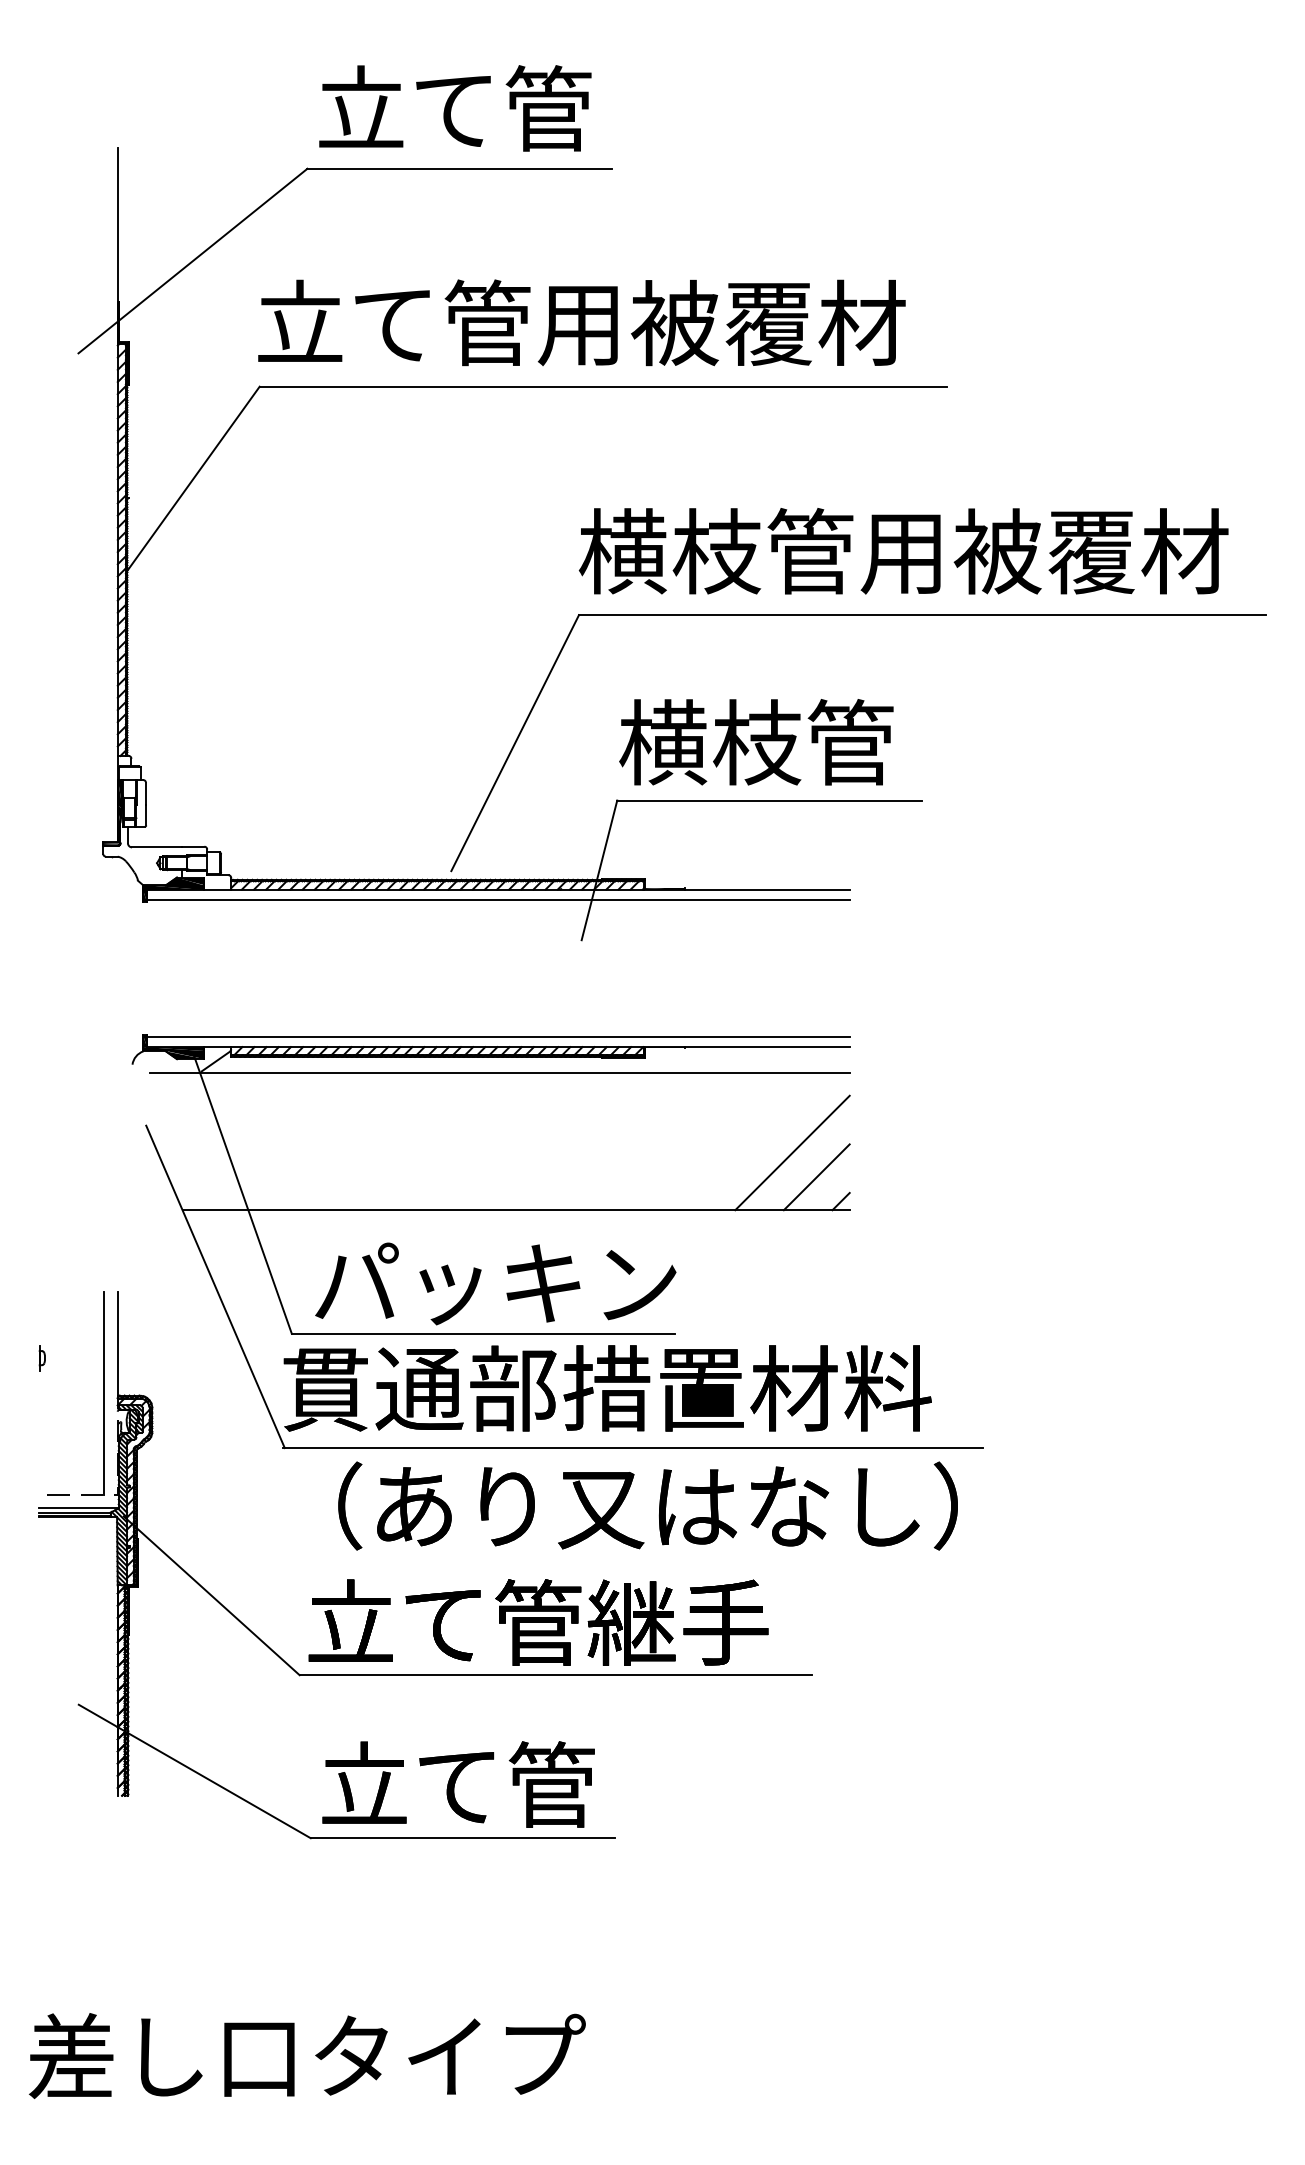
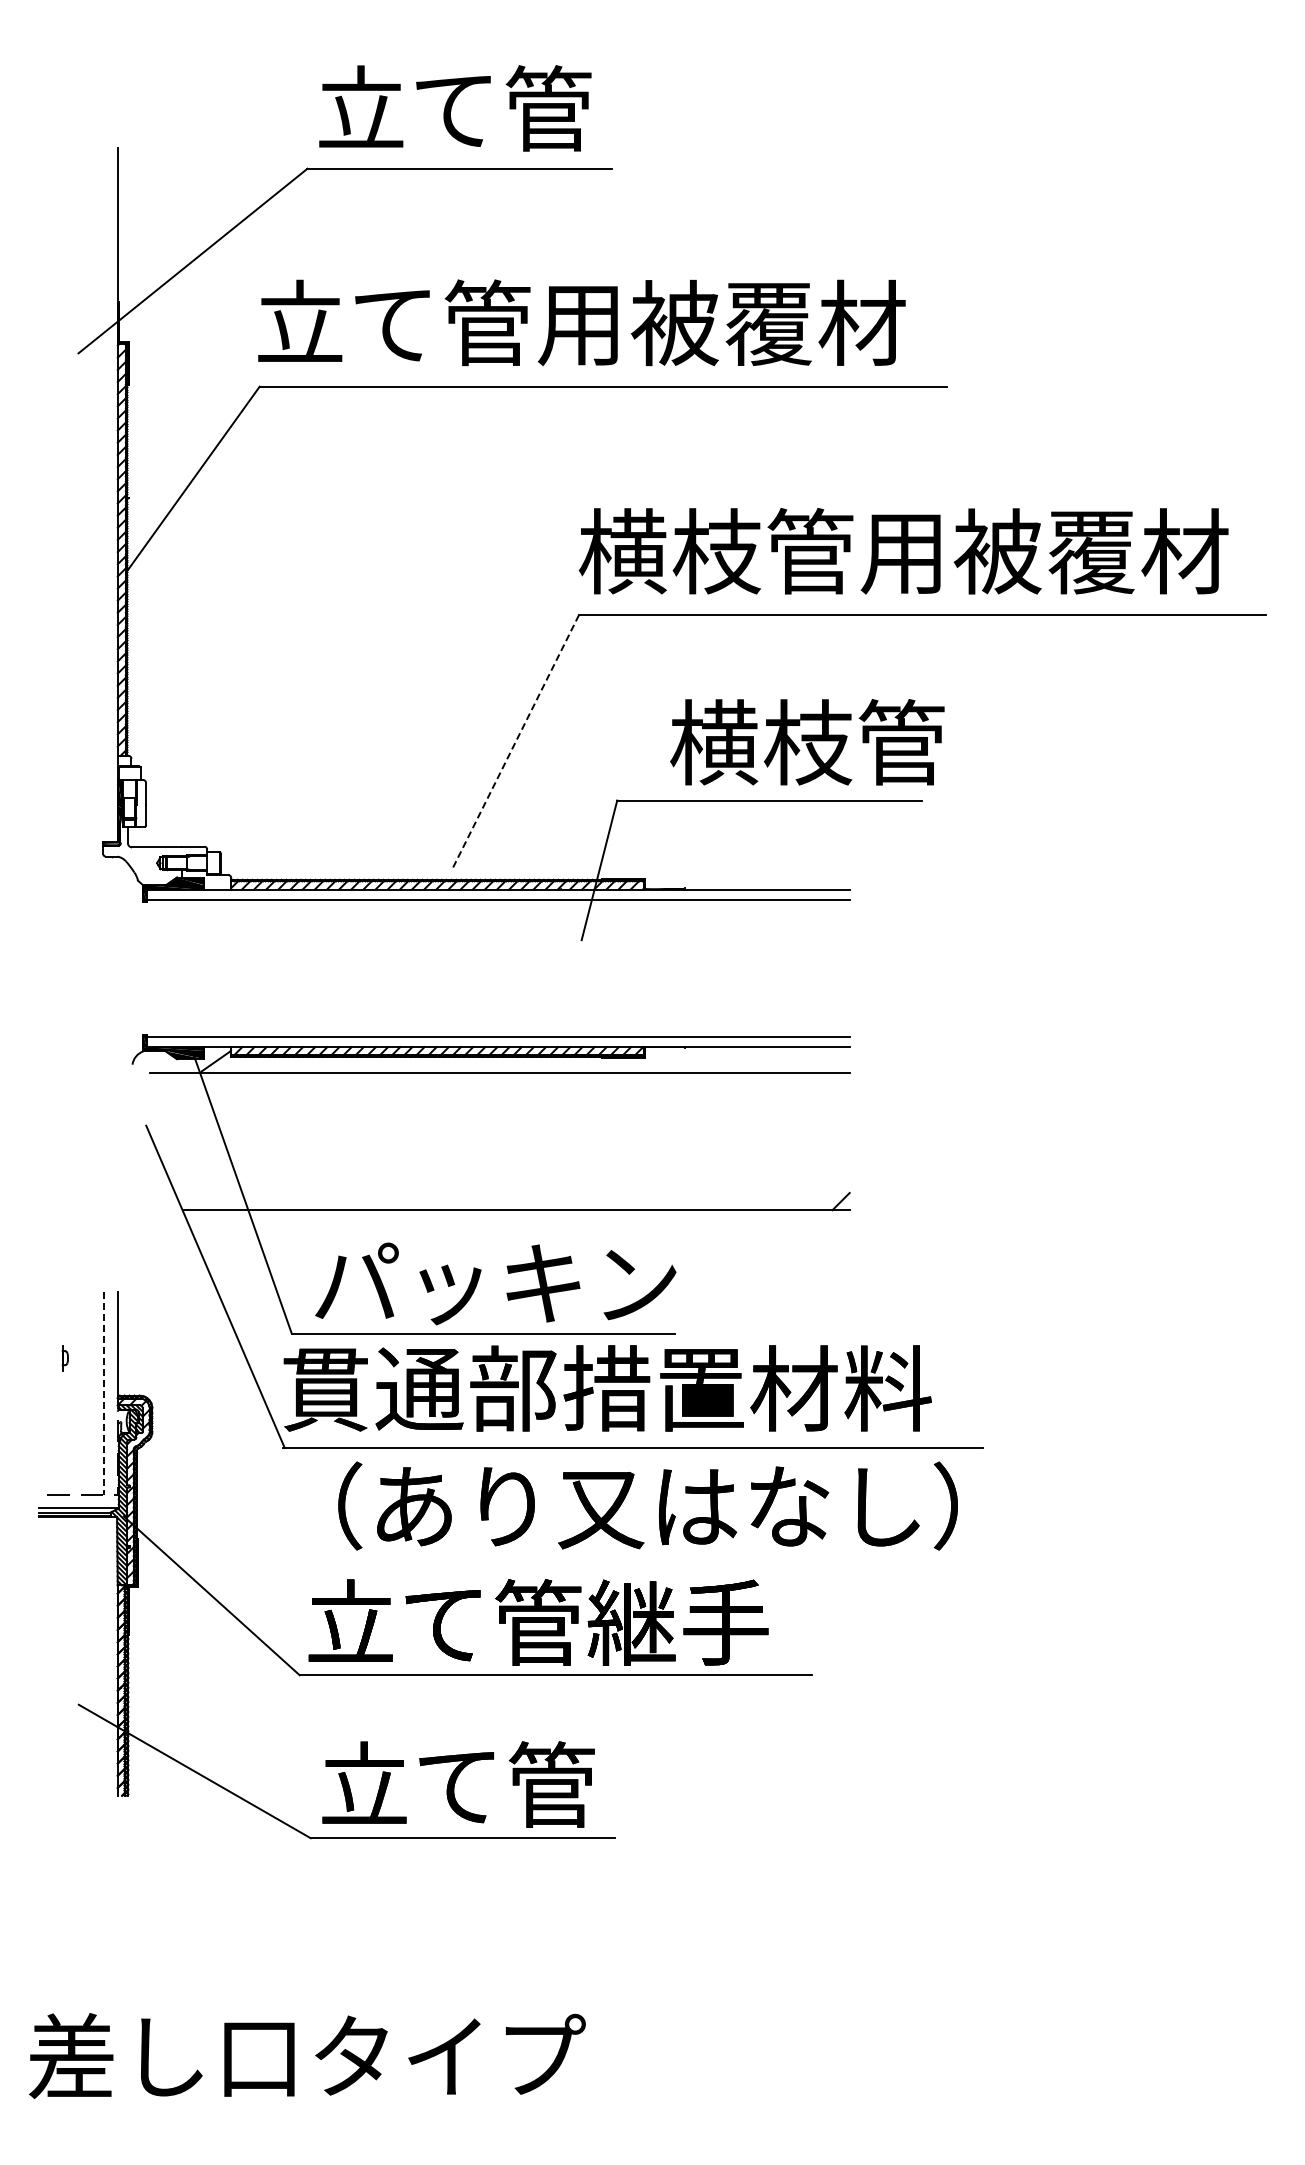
text position: (756, 742) -> (807, 742) (807, 742)
line: solid -> dashed (514, 743)
line: present -> none (792, 1152)
line: present -> none (816, 1177)
part position: (41, 1358) -> (64, 1358) (64, 1358)
line: solid -> dashed (103, 1393)
